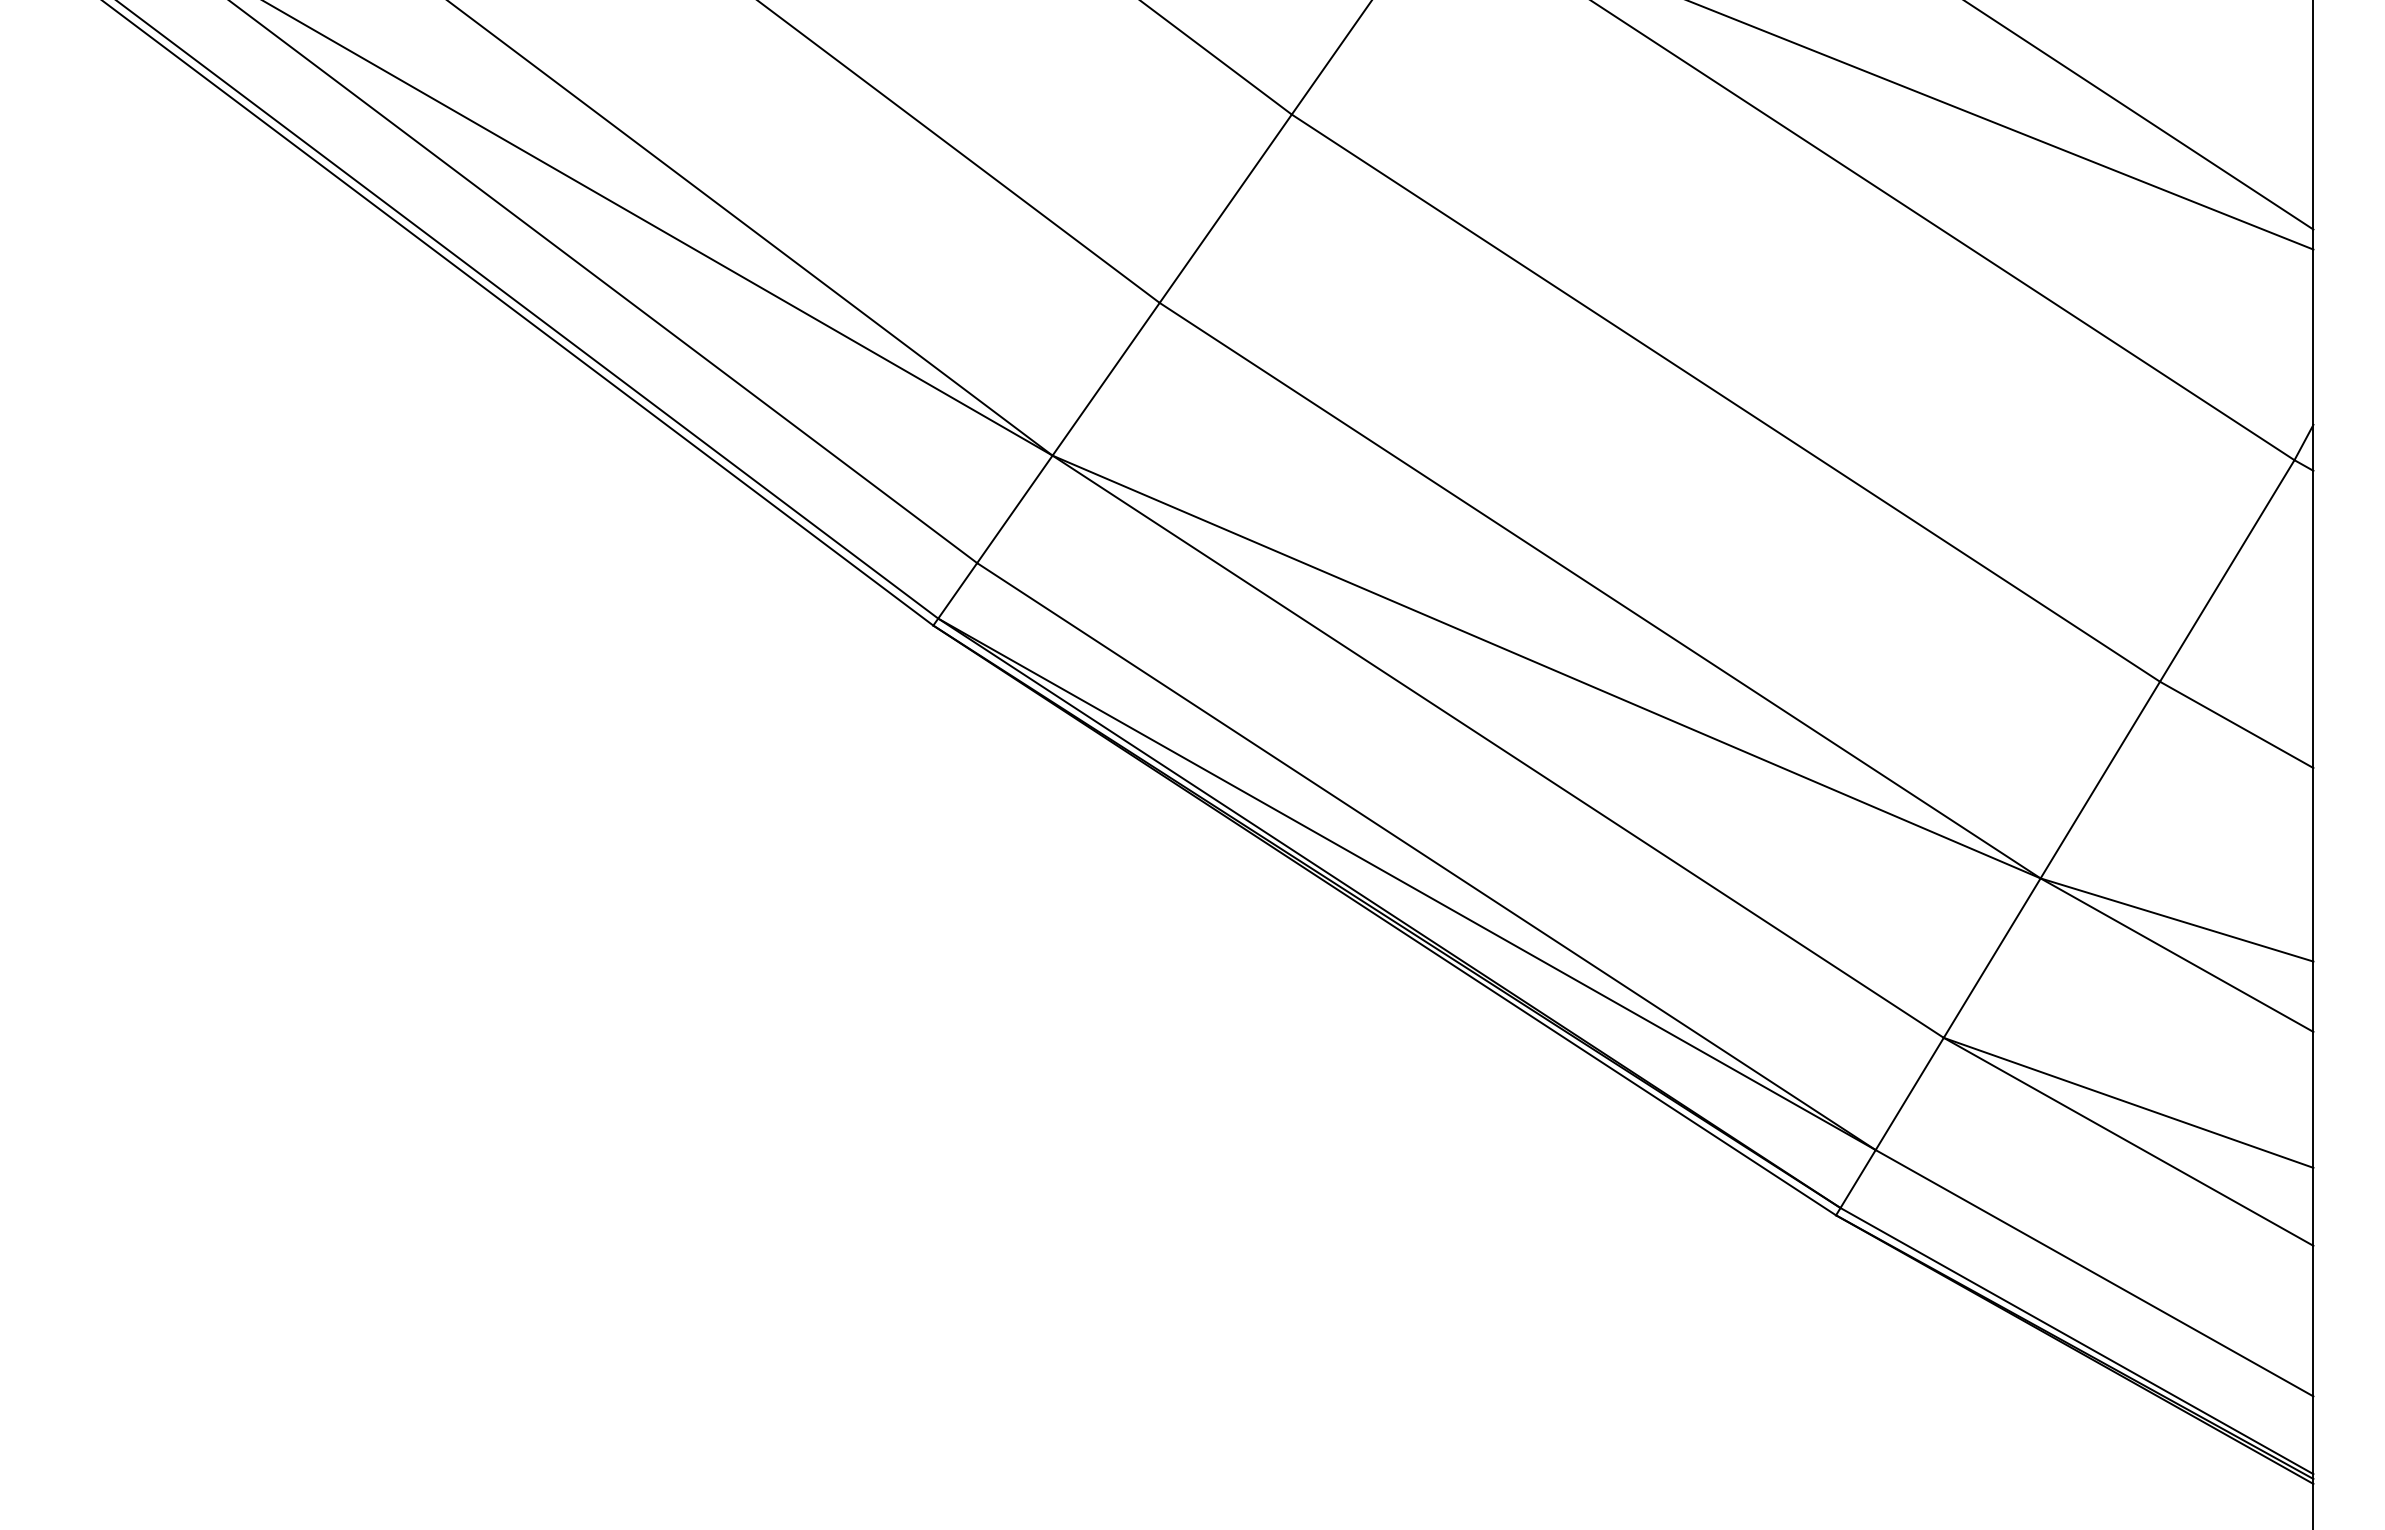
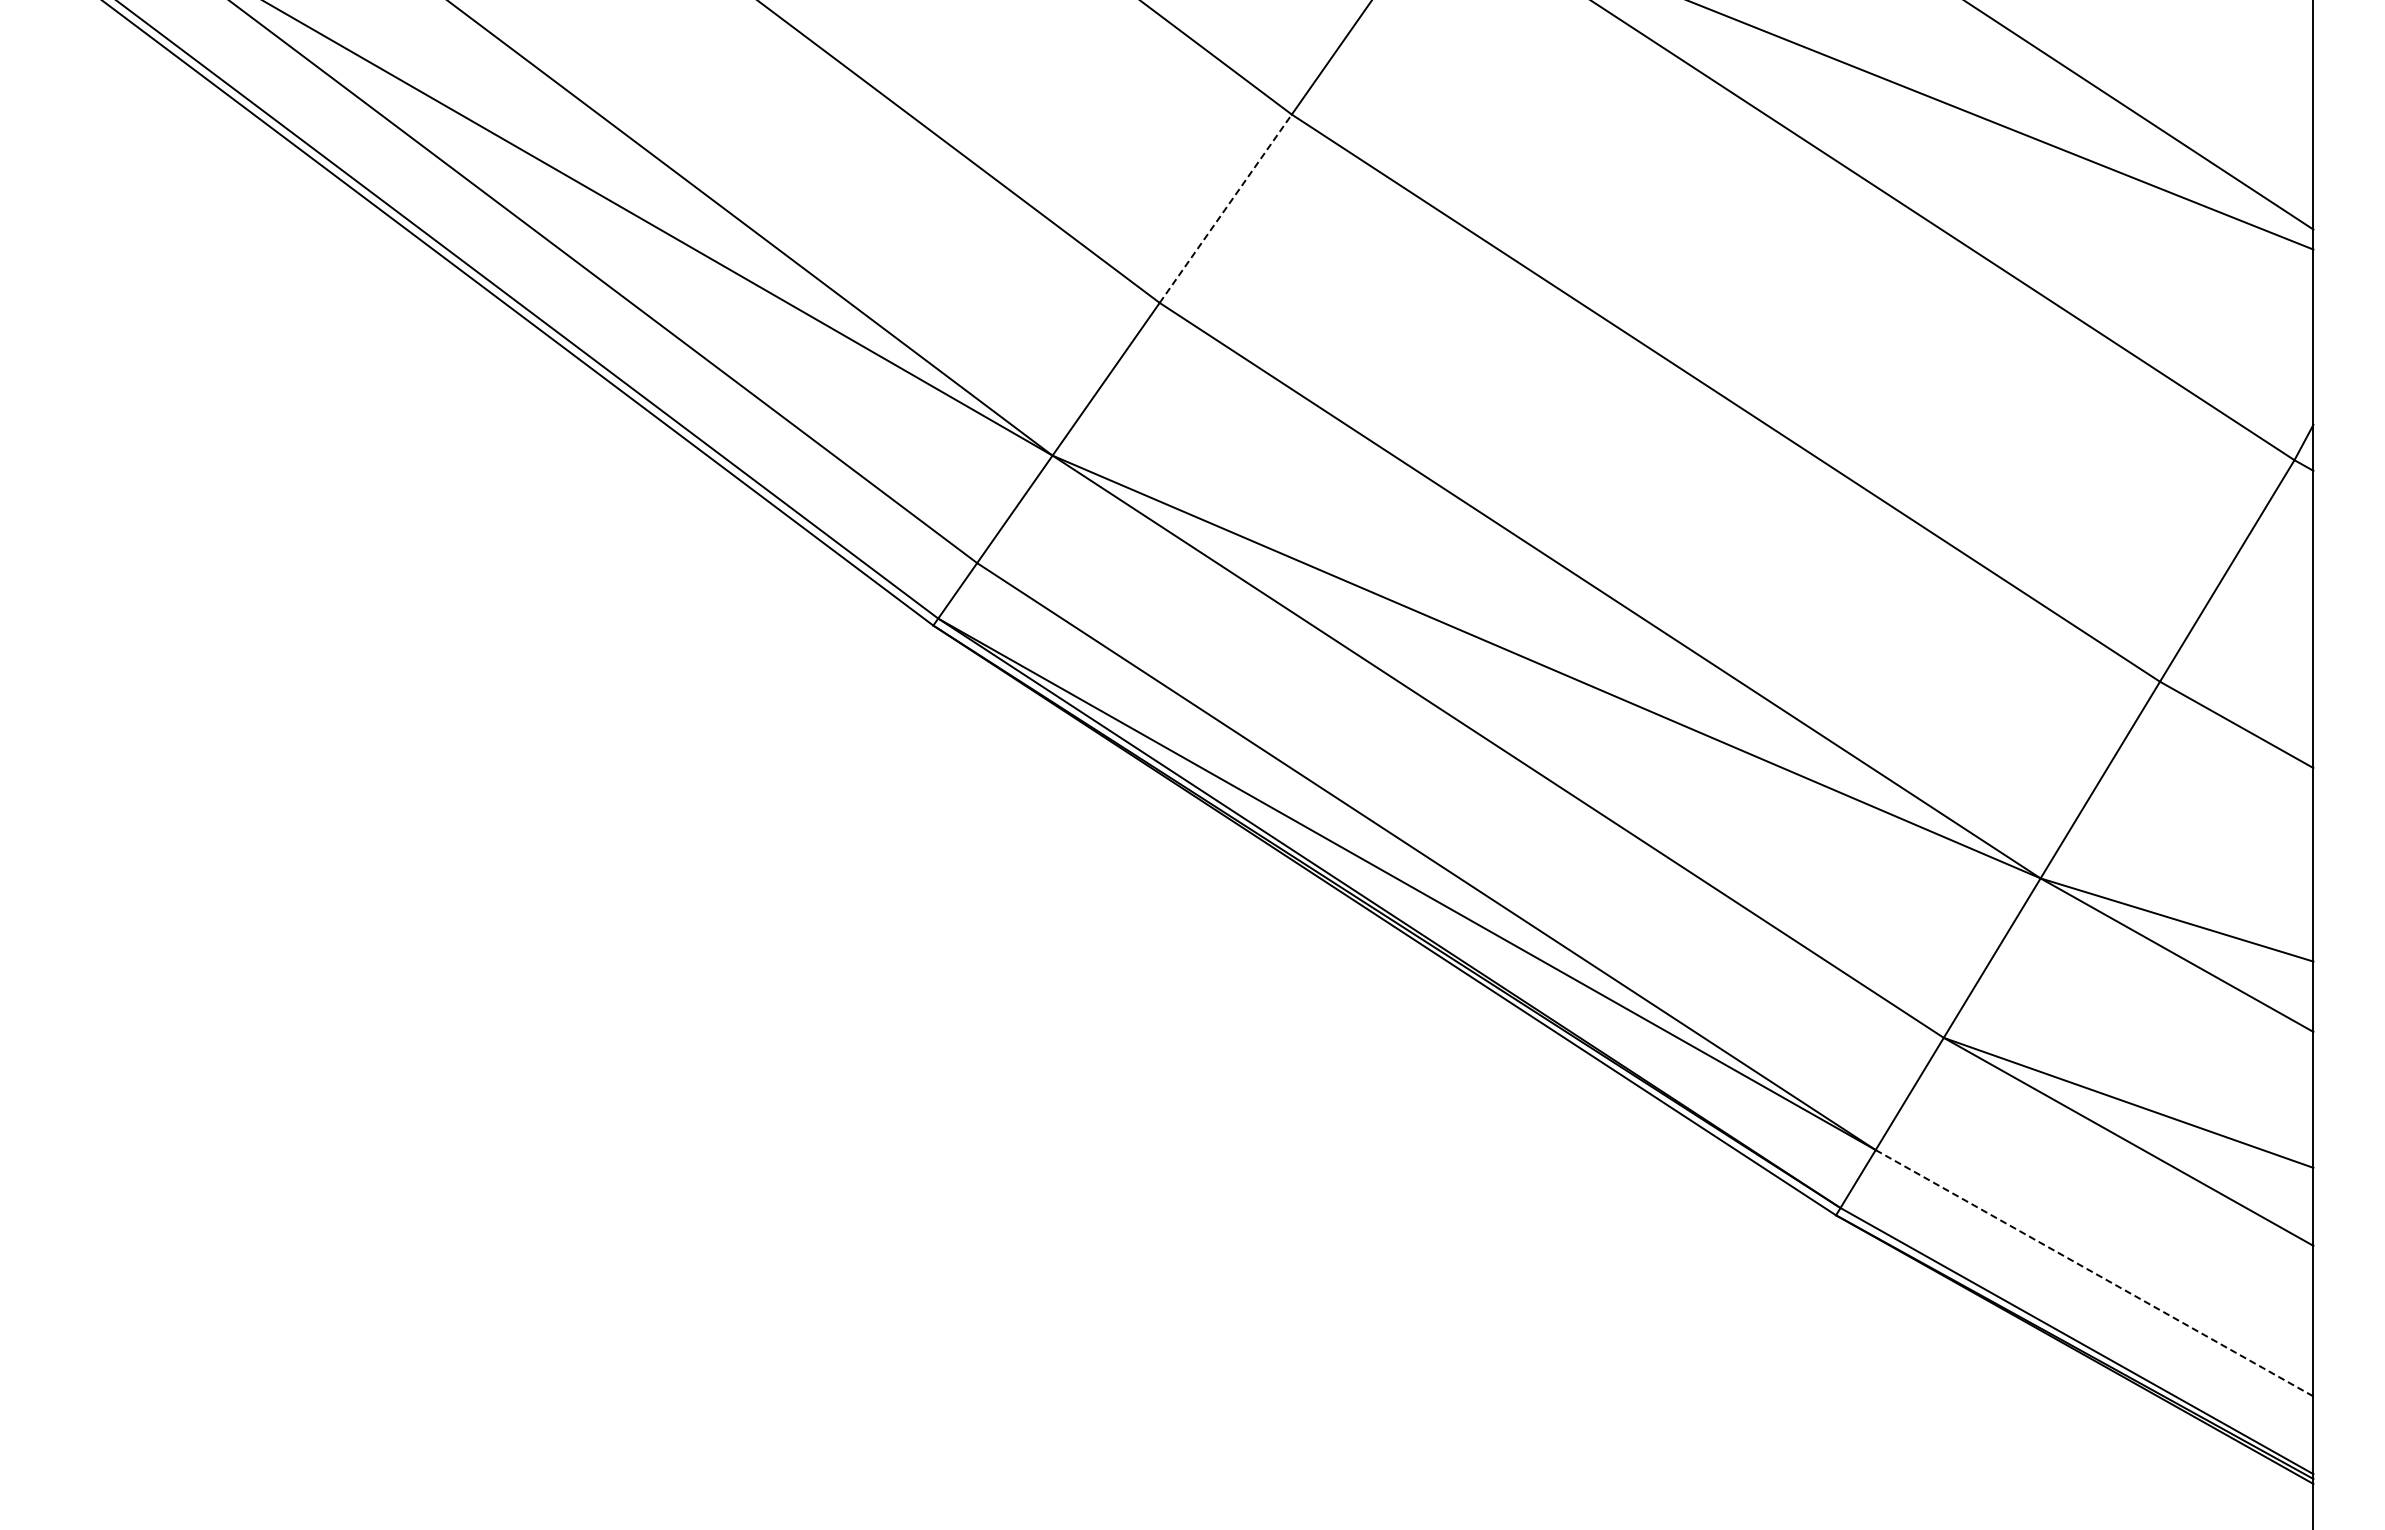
line: solid -> dashed (1226, 208)
line: solid -> dashed (2095, 1273)
